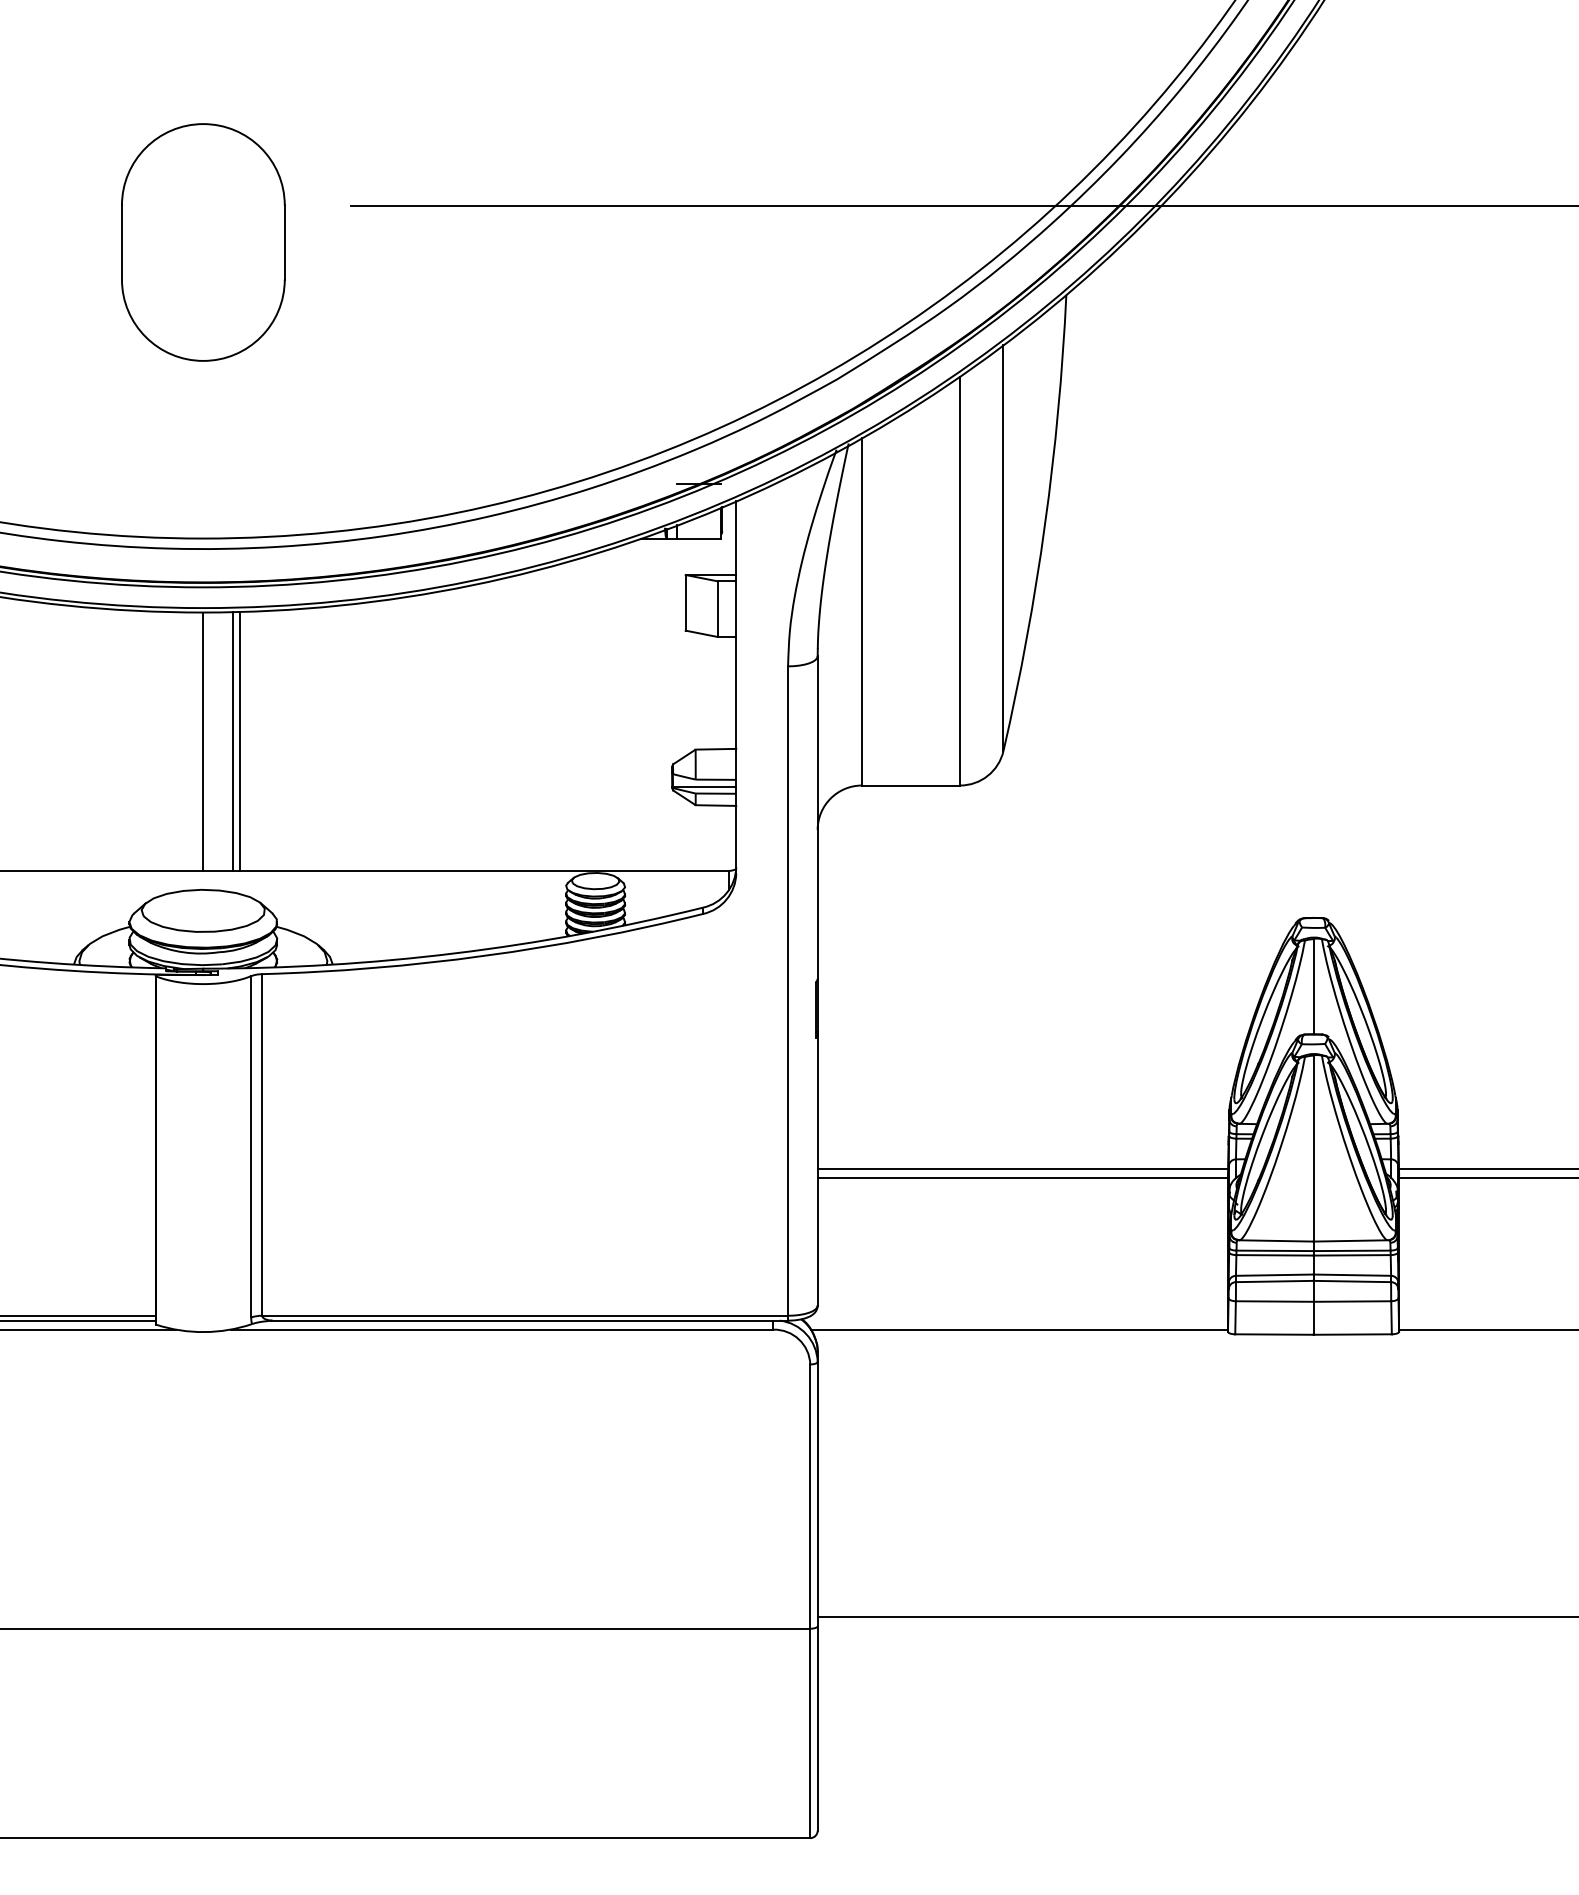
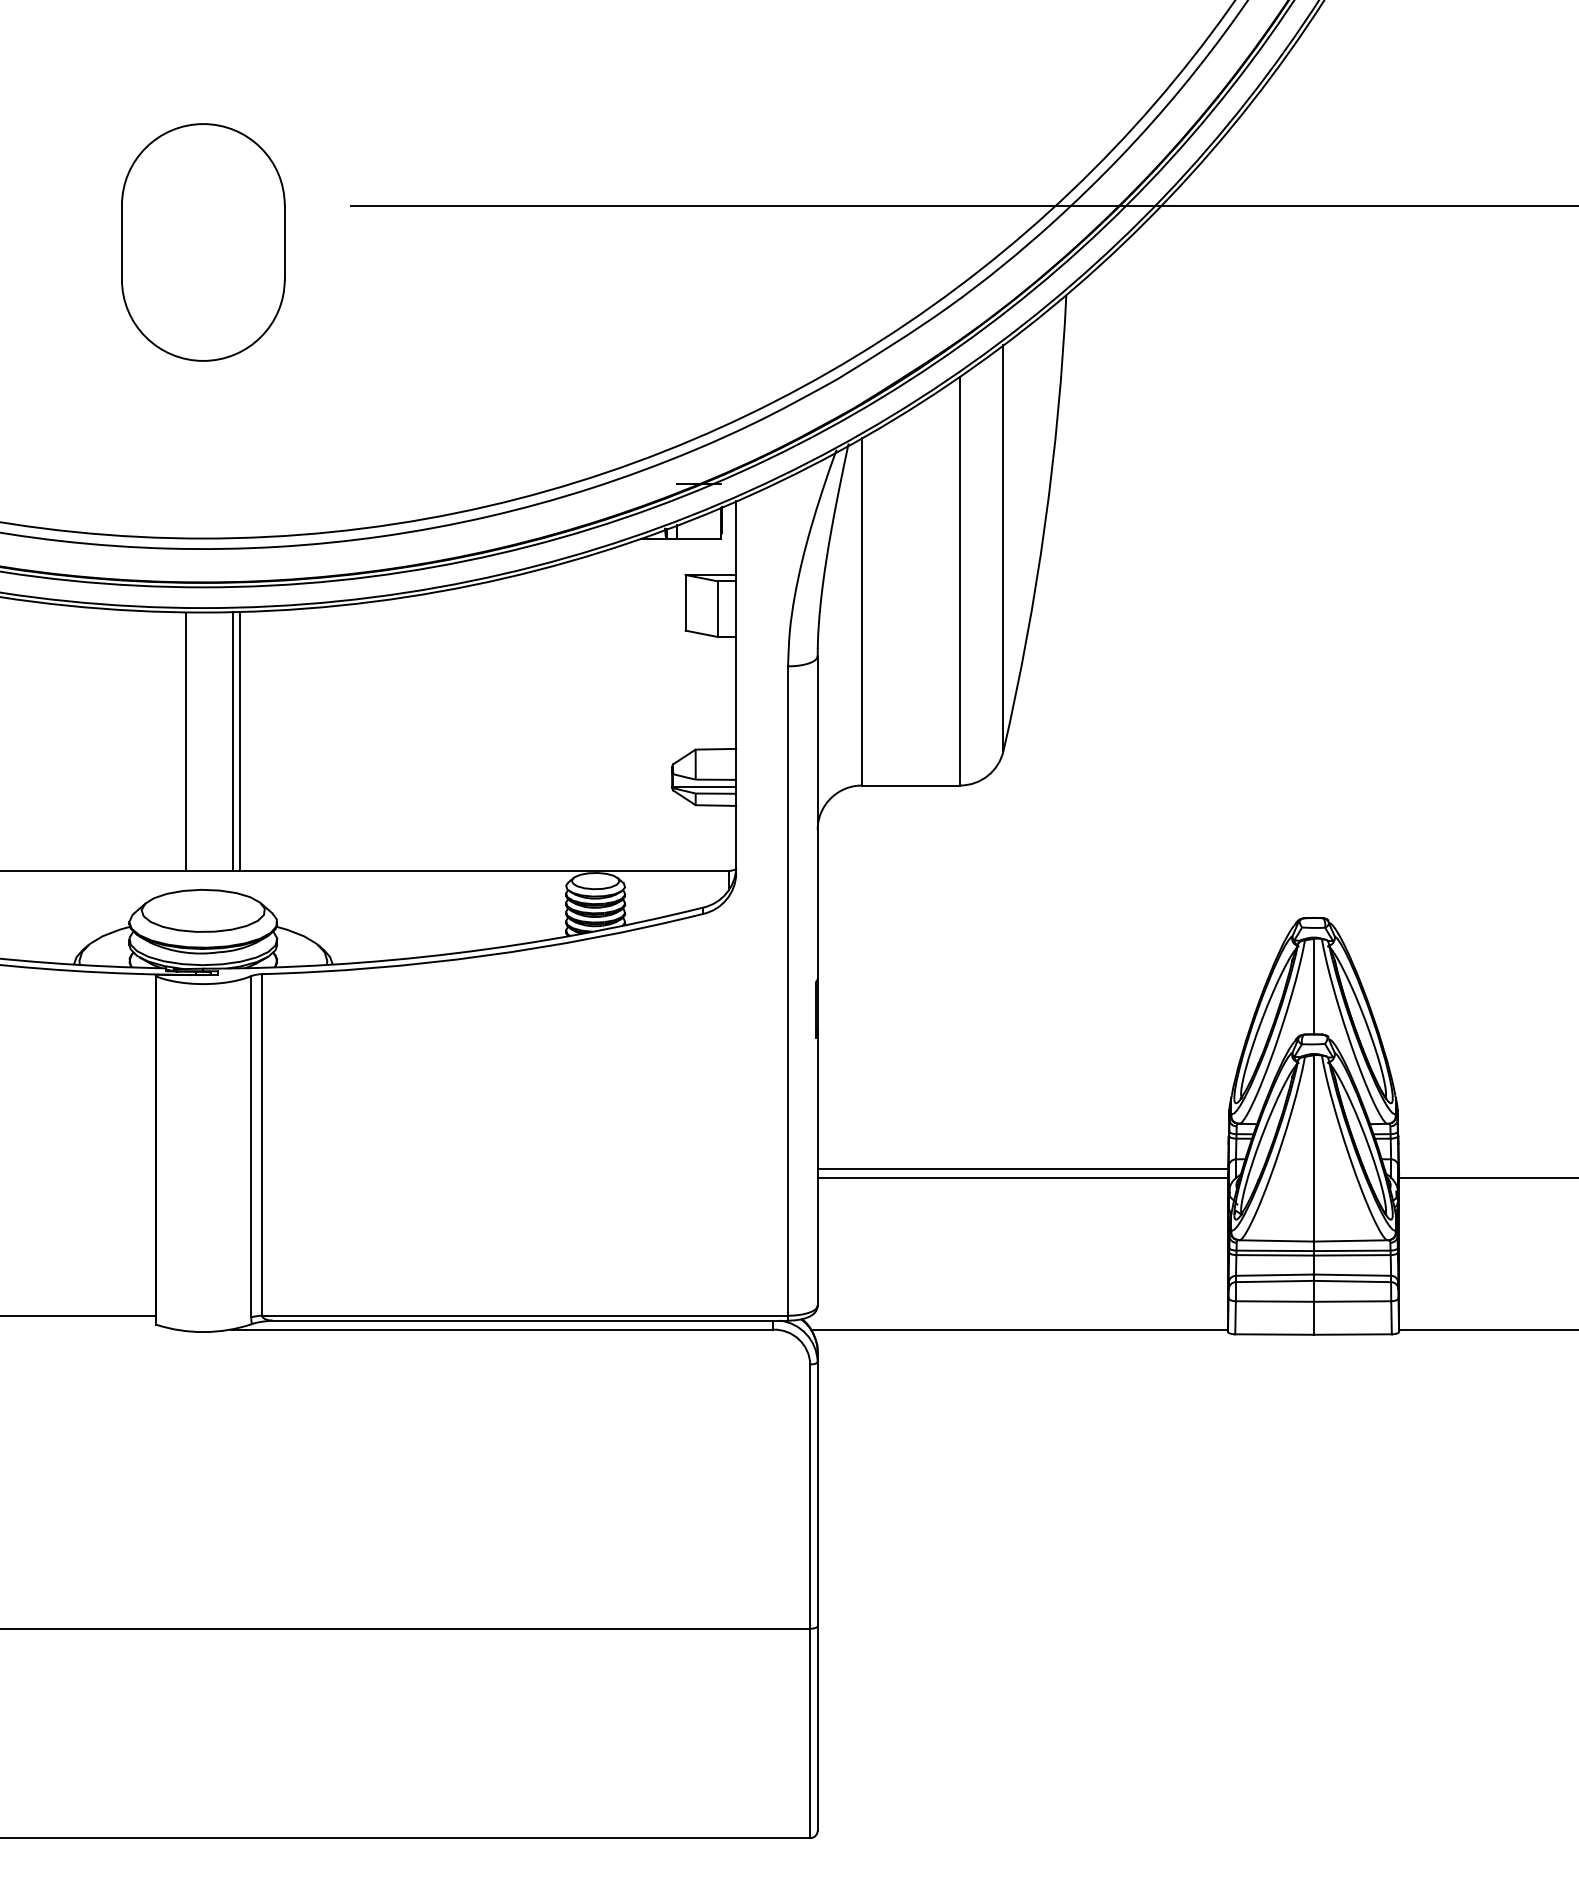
line position: (203, 741) -> (186, 741) (186, 741)
line: present -> none (1486, 1168)
line: present -> none (78, 1320)
line: present -> none (88, 1329)
line: present -> none (1196, 1616)
